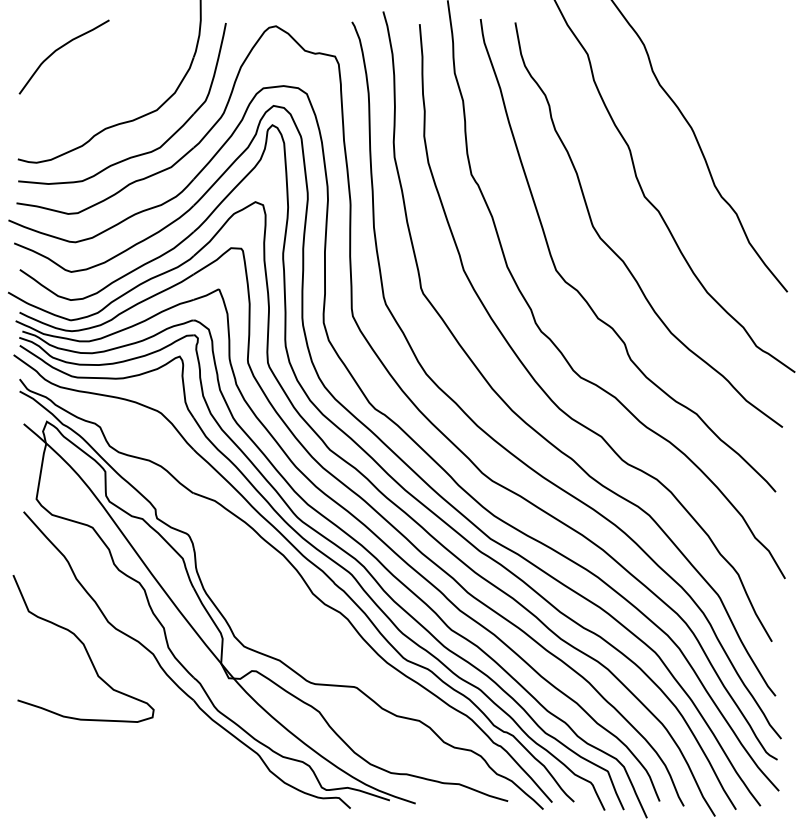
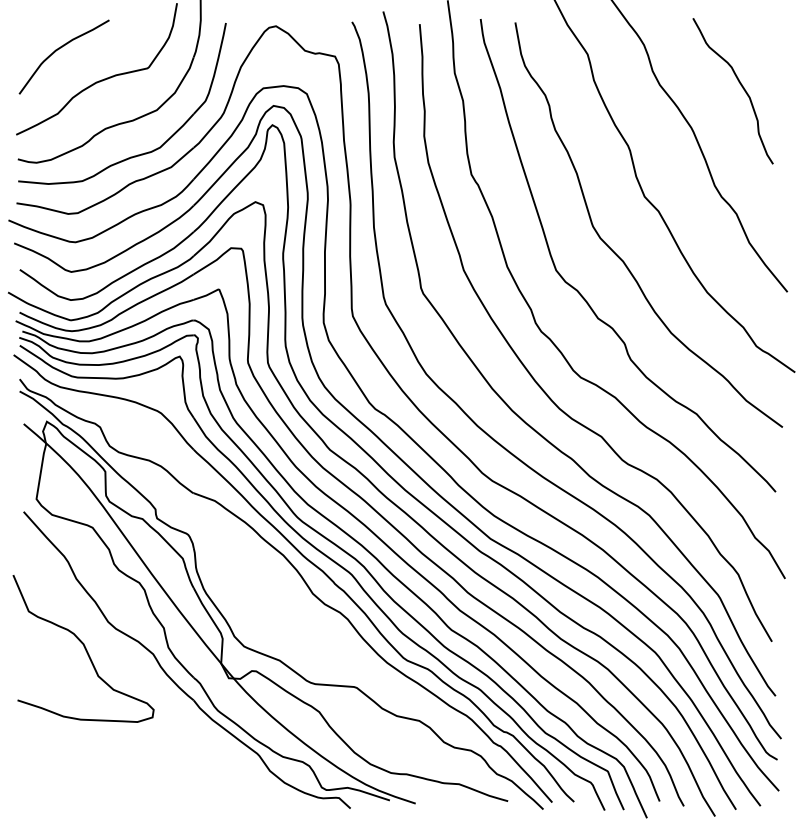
curve: none -> present (101, 79)
curve: none -> present (740, 85)
